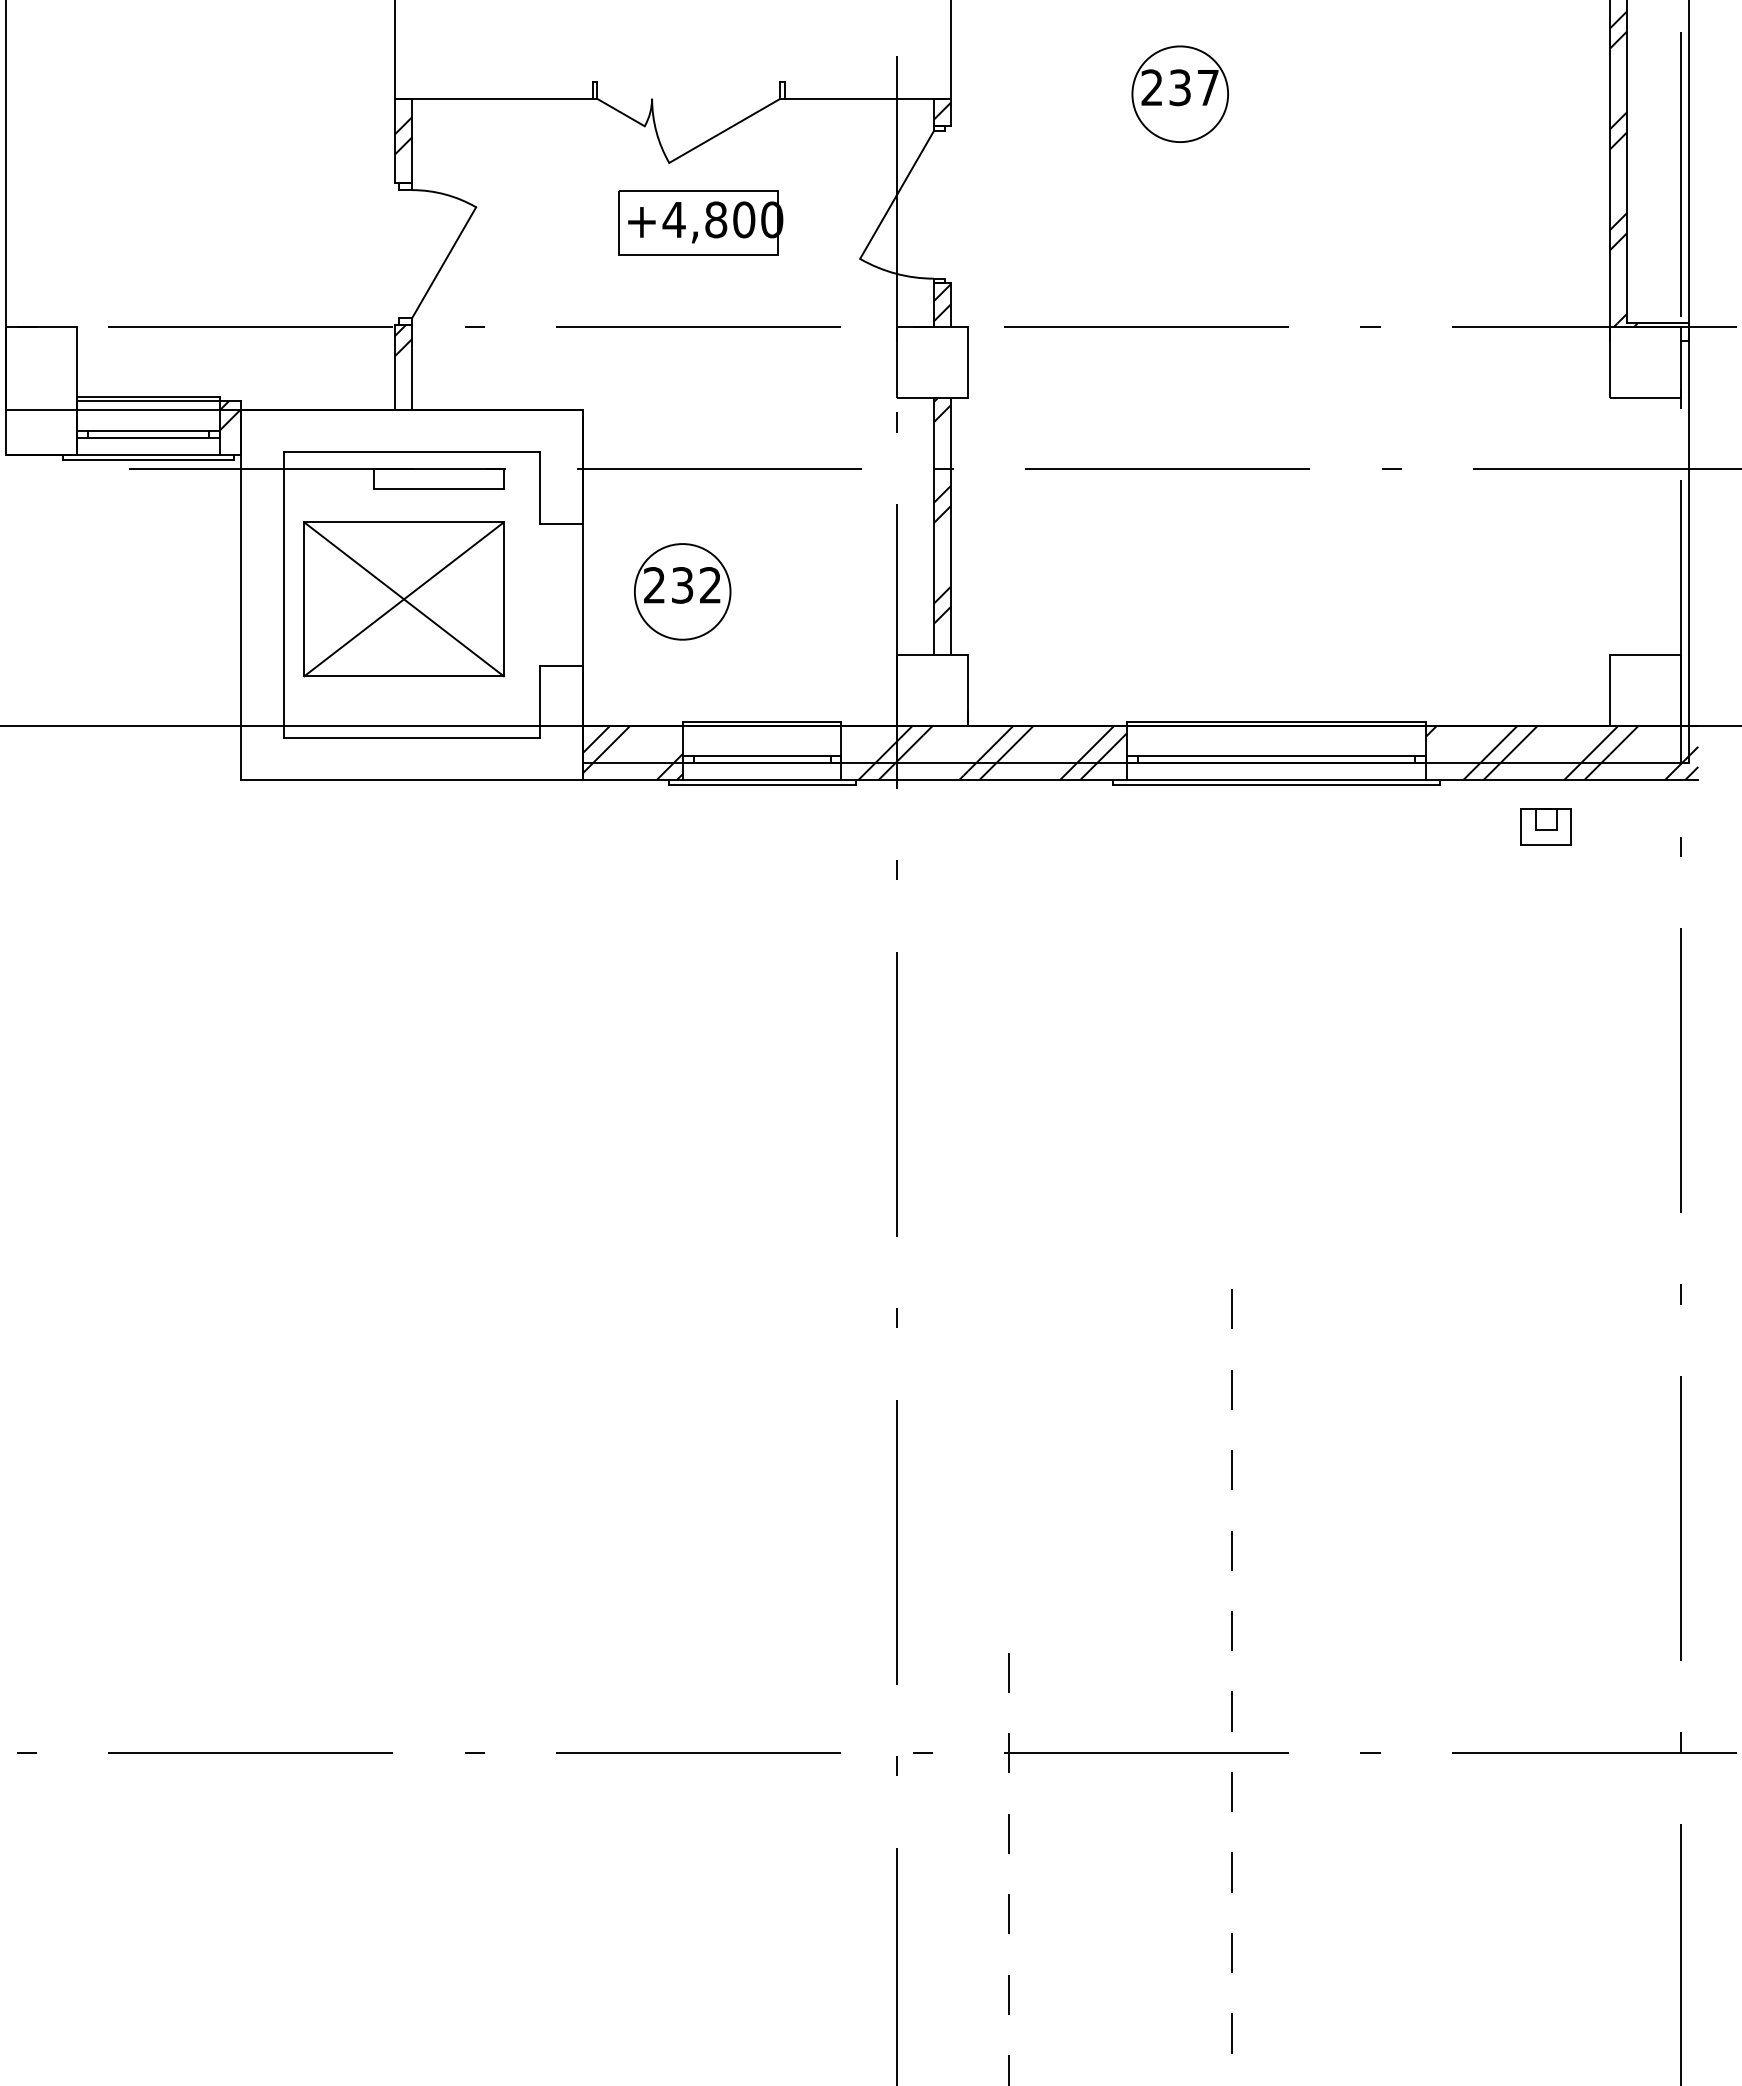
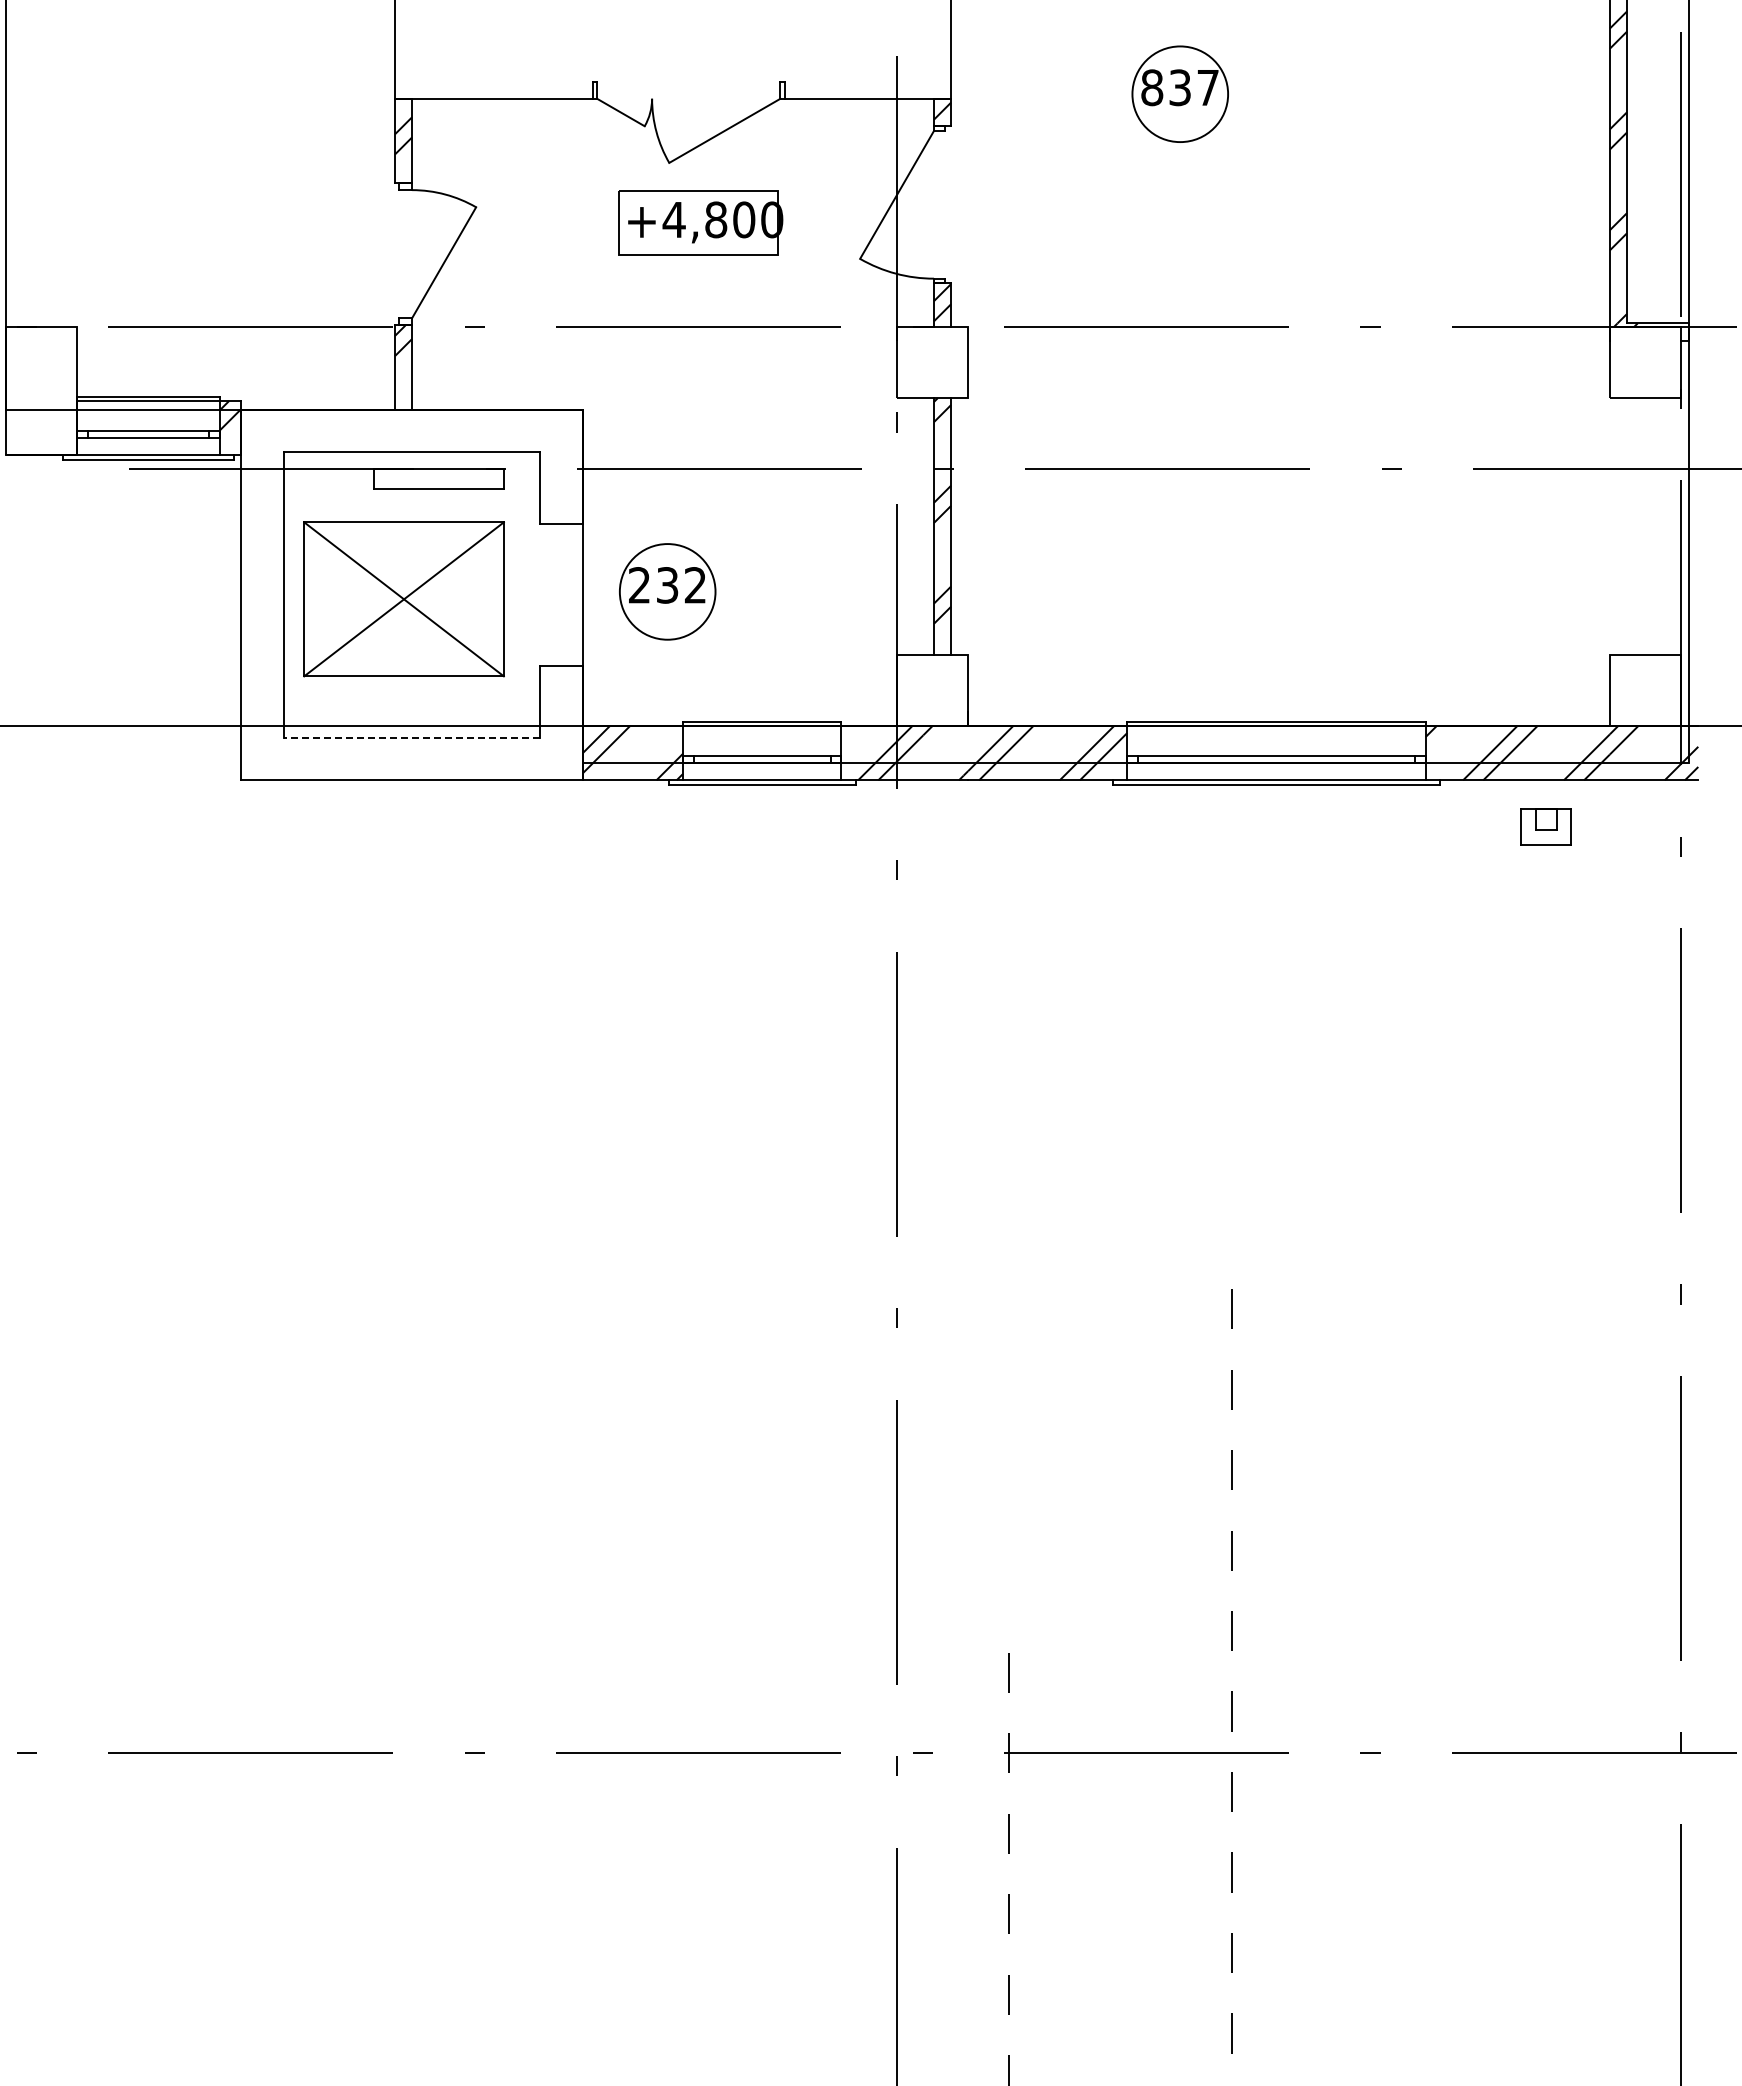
text: 237 -> 837 (1152, 87)
part position: (682, 591) -> (667, 591) (667, 591)
line: solid -> dashed (411, 737)
